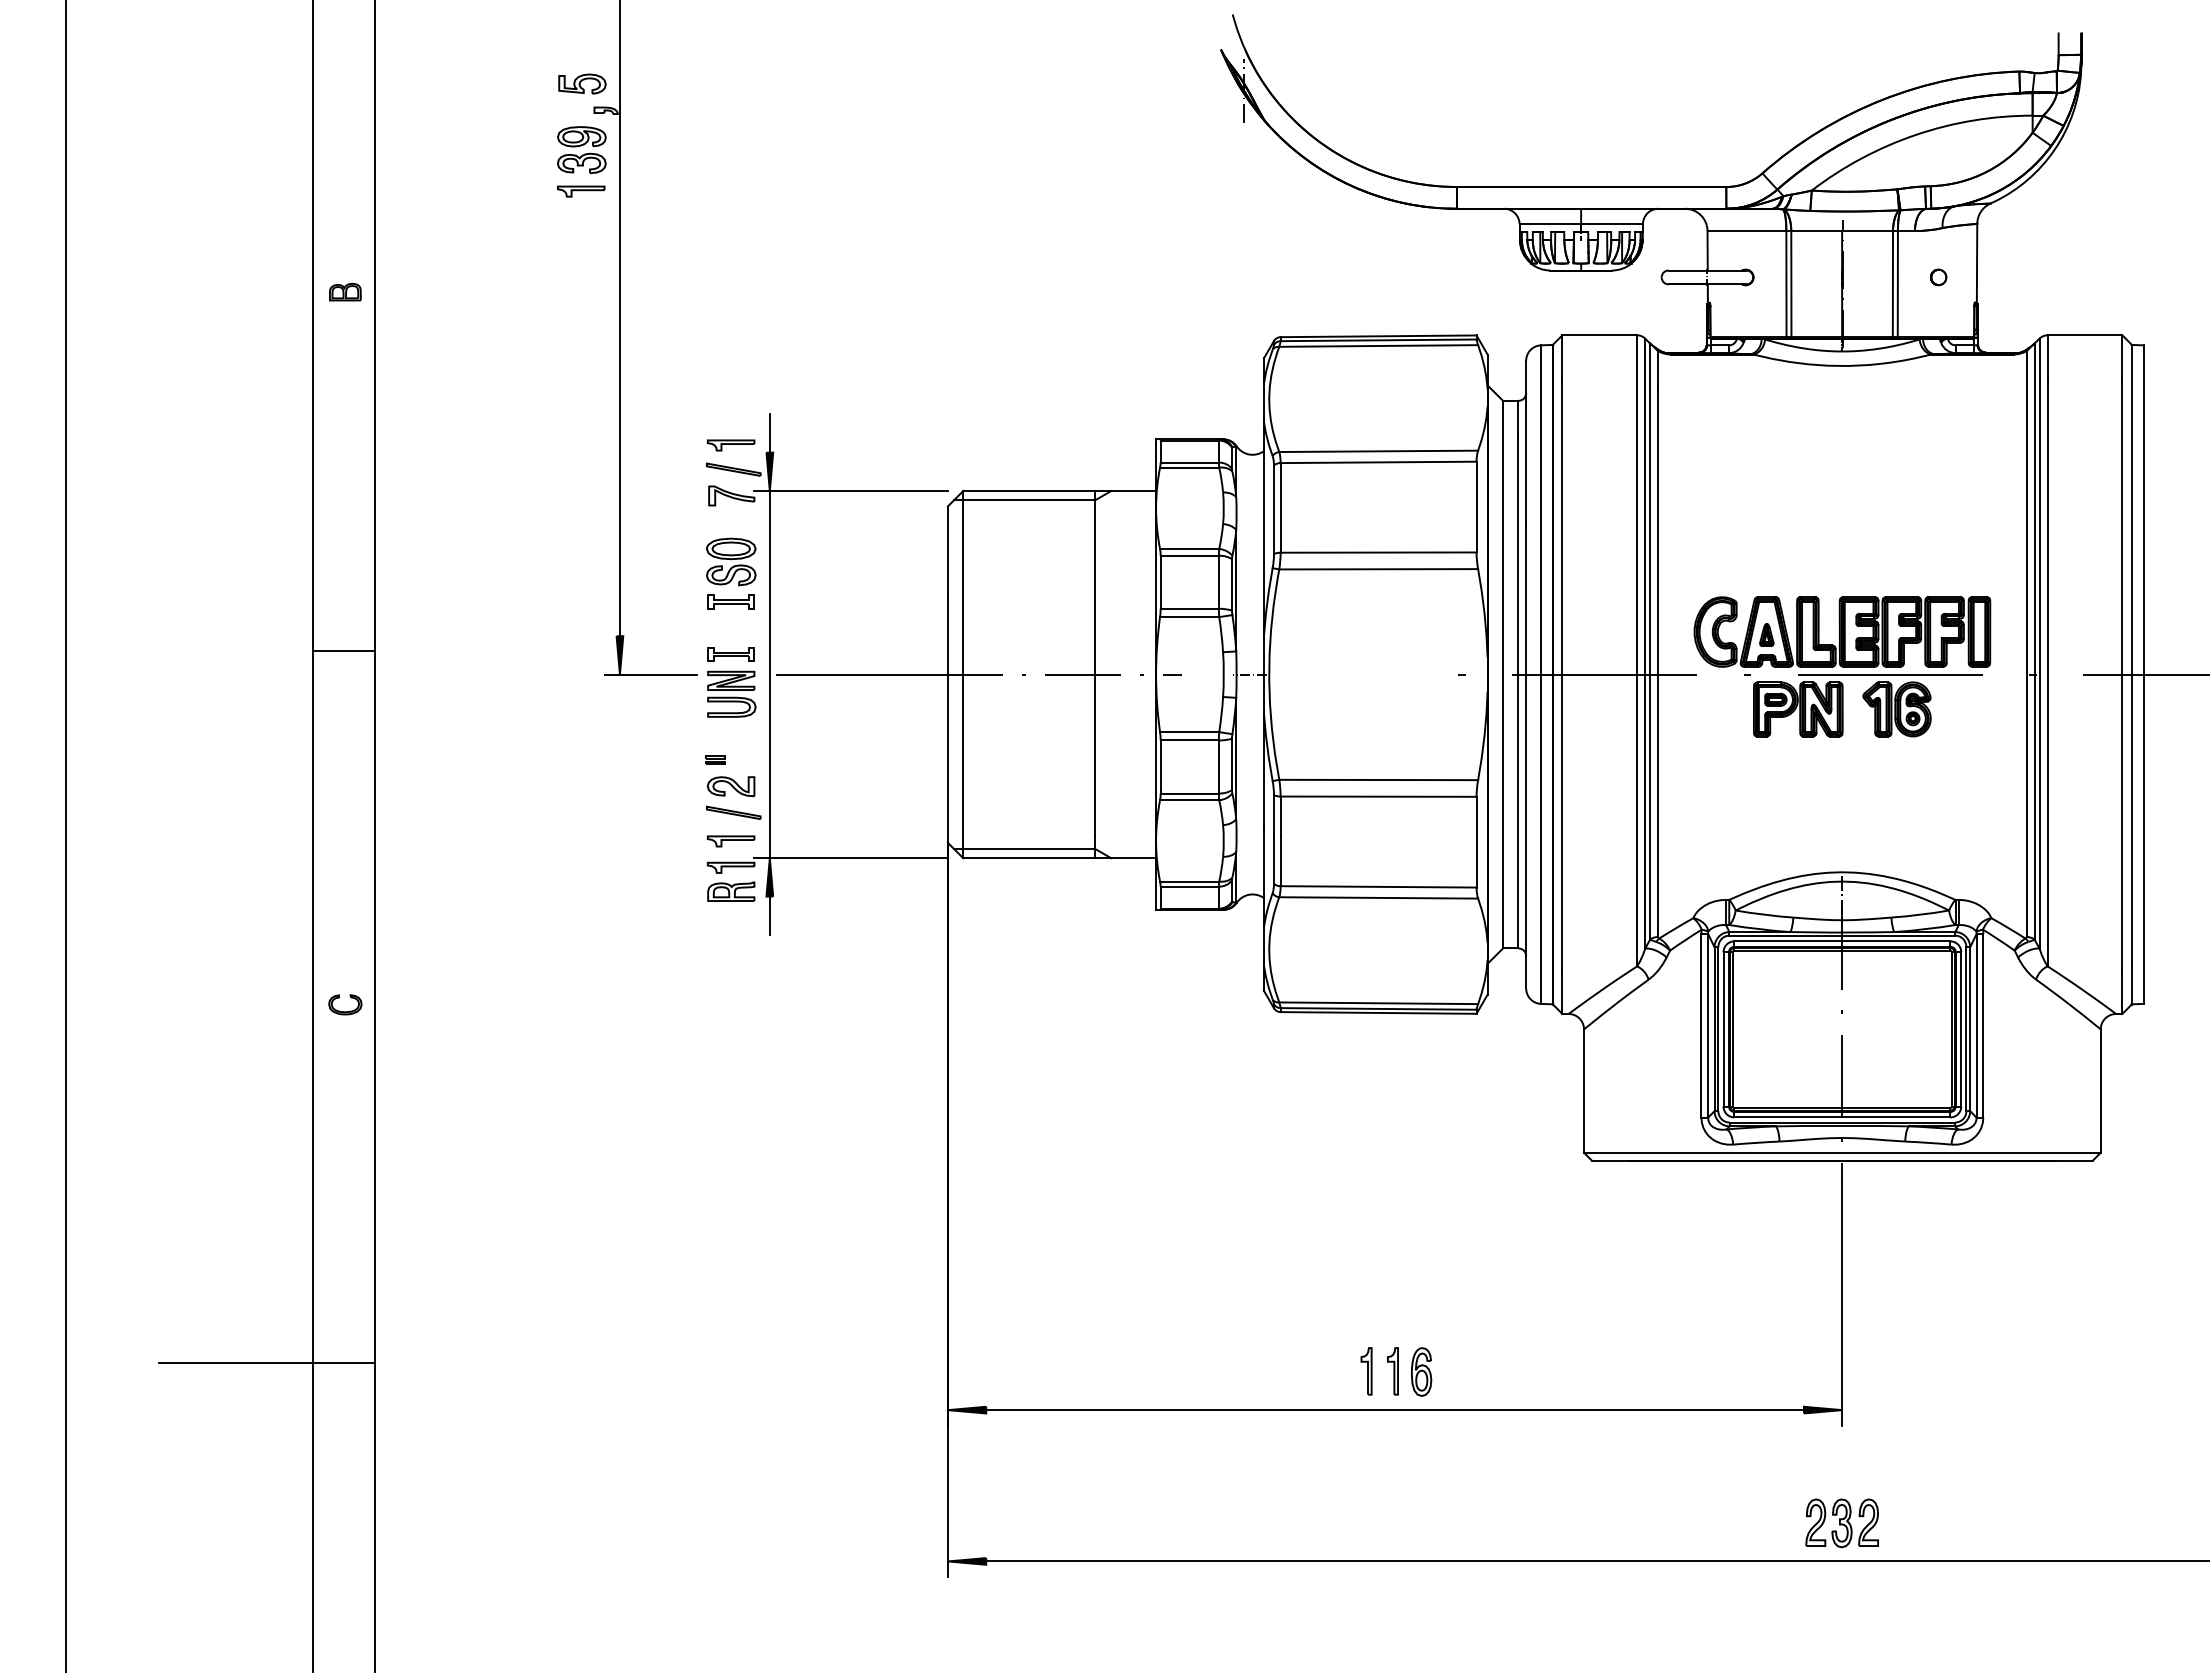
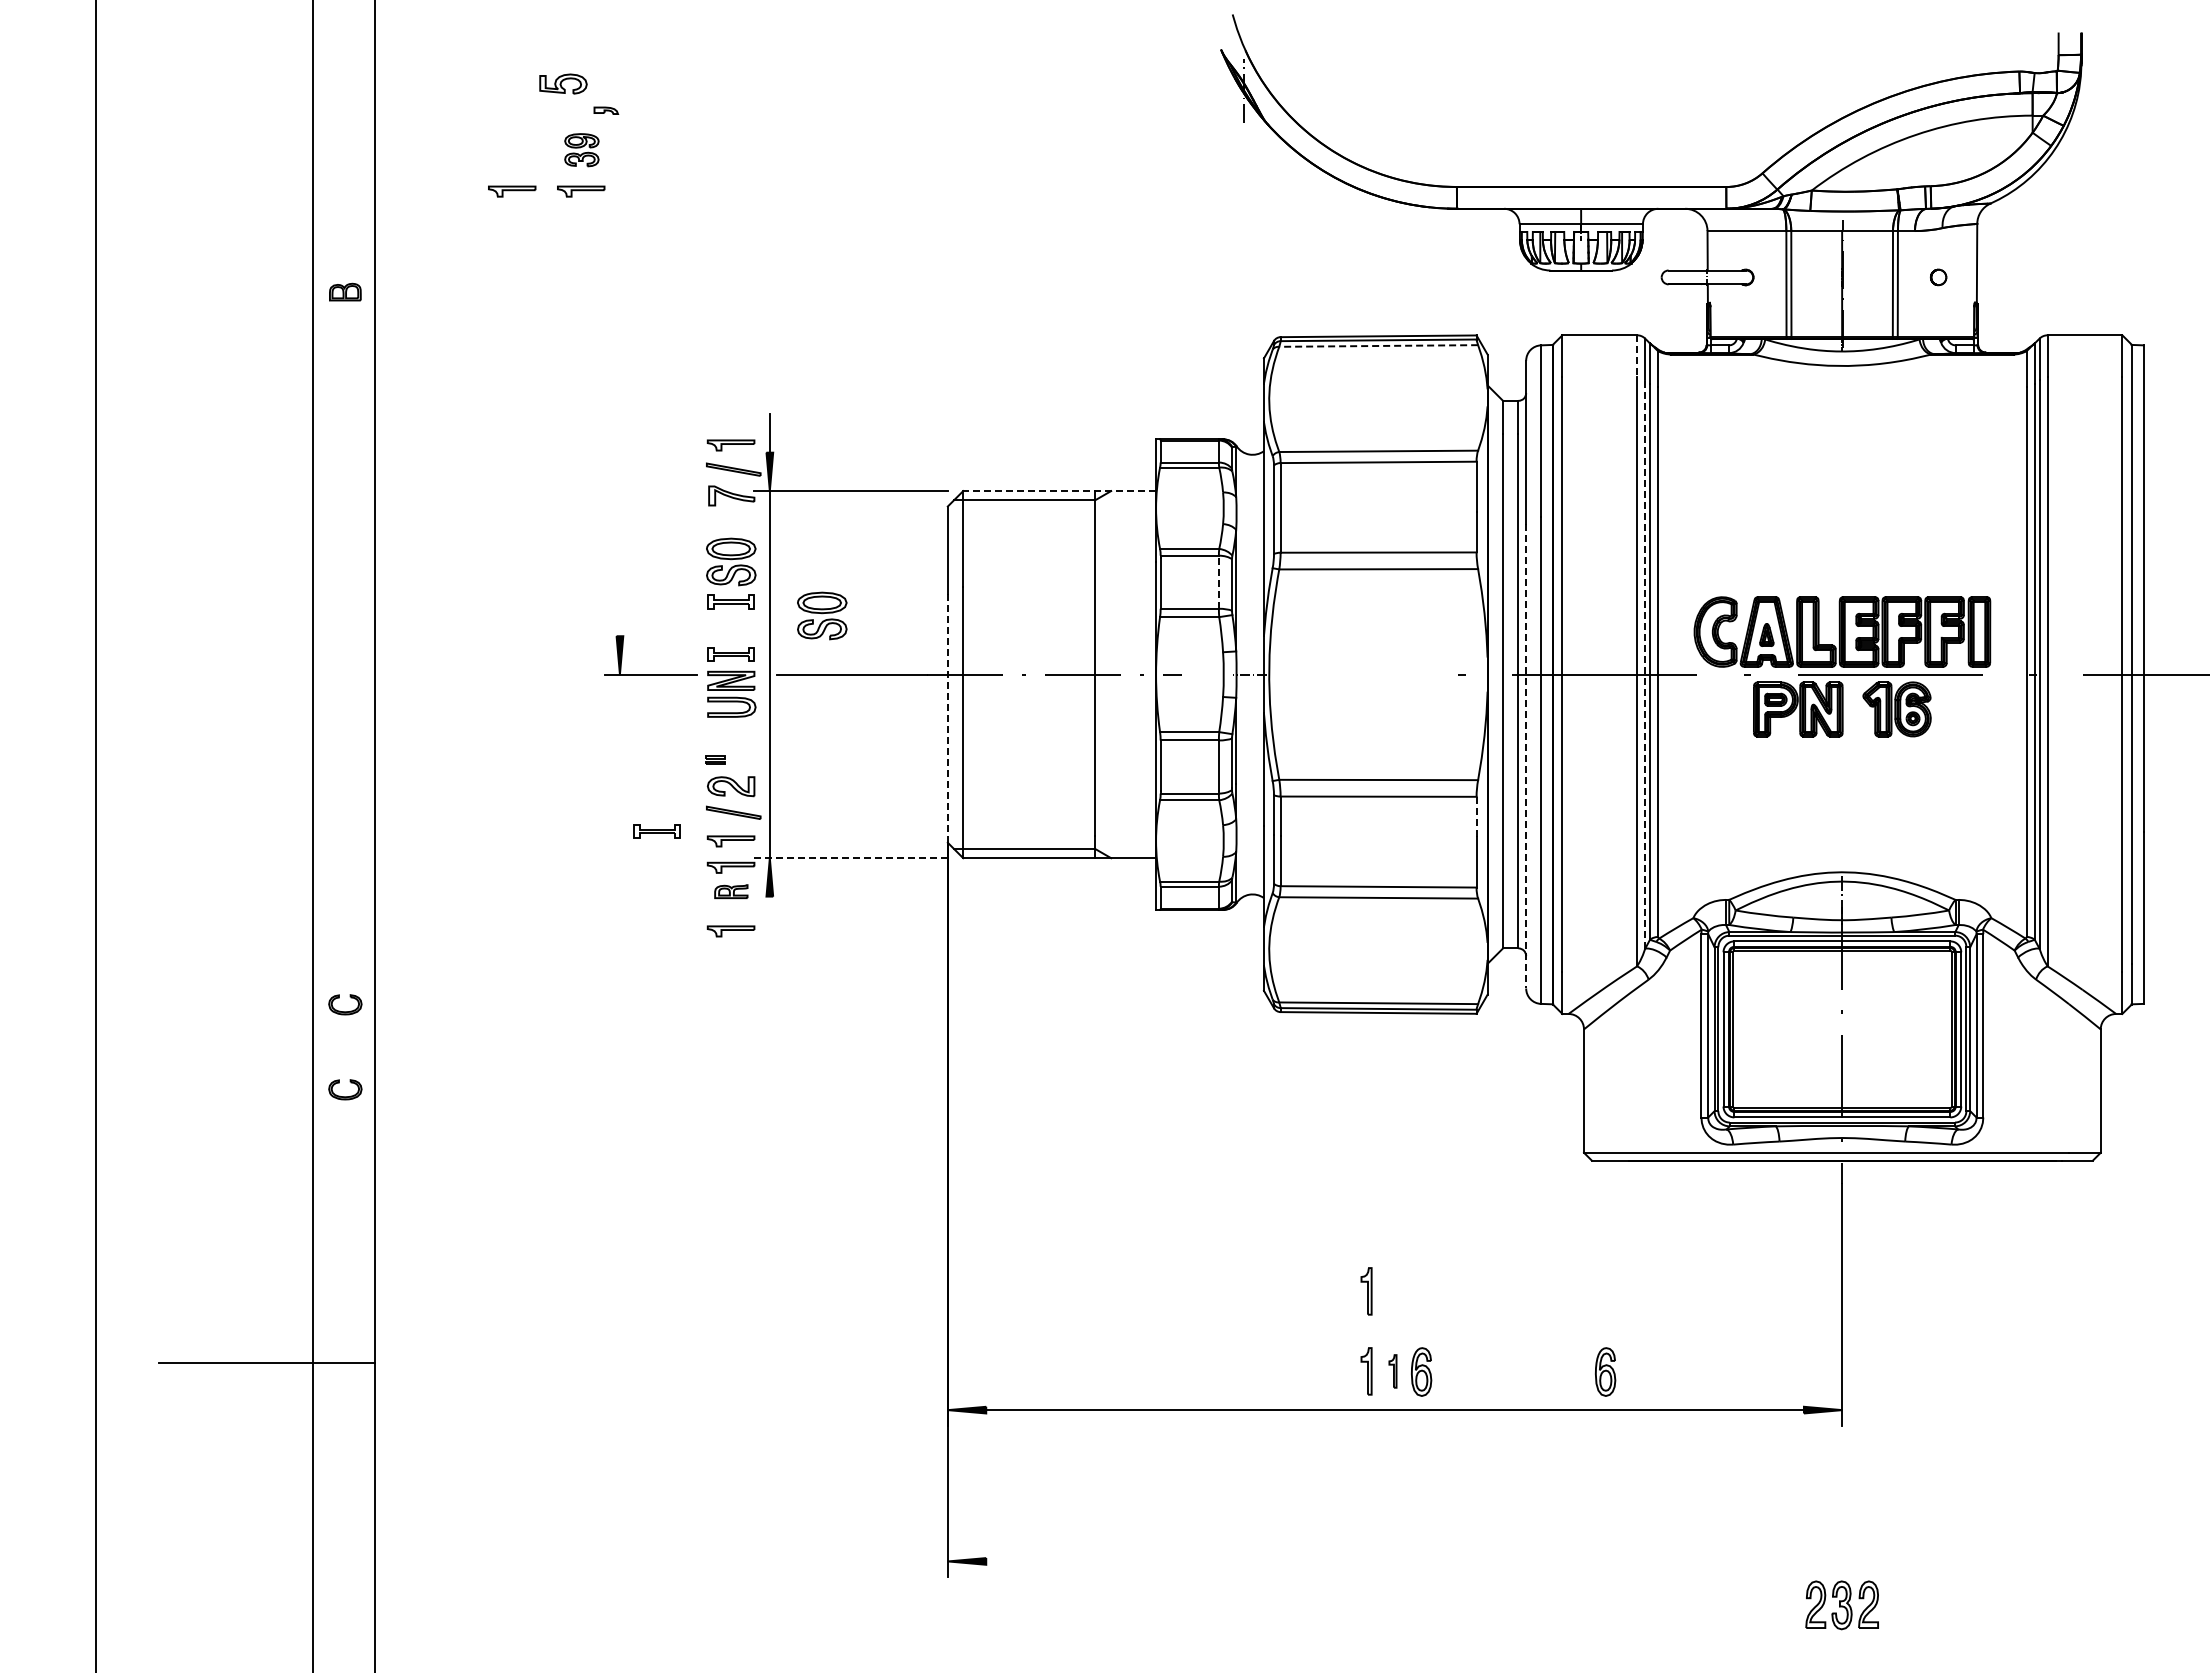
part position: (582, 83) -> (563, 83) (563, 83)
part size: 50x49 px -> 36x35 px (581, 150)
part: none -> present (512, 191)
line: present -> none (619, 319)
line: solid -> dashed (1378, 346)
line: solid -> dashed (1637, 356)
line: solid -> dashed (1059, 491)
line: solid -> dashed (1218, 582)
part: none -> present (822, 615)
line: present -> none (343, 651)
line: solid -> dashed (1645, 663)
line: solid -> dashed (947, 718)
line: solid -> dashed (1526, 756)
line: solid -> dashed (1476, 816)
part: none -> present (656, 831)
line position: (66, 835) -> (96, 835) (96, 835)
line: solid -> dashed (851, 858)
part size: 49x21 px -> 35x16 px (731, 891)
line: present -> none (769, 915)
part: none -> present (730, 931)
part: none -> present (345, 1096)
part: none -> present (1366, 1291)
part size: 12x49 px -> 10x35 px (1392, 1371)
part: none -> present (1605, 1371)
part position: (1841, 1523) -> (1841, 1605) (1841, 1605)
line: present -> none (1596, 1561)
